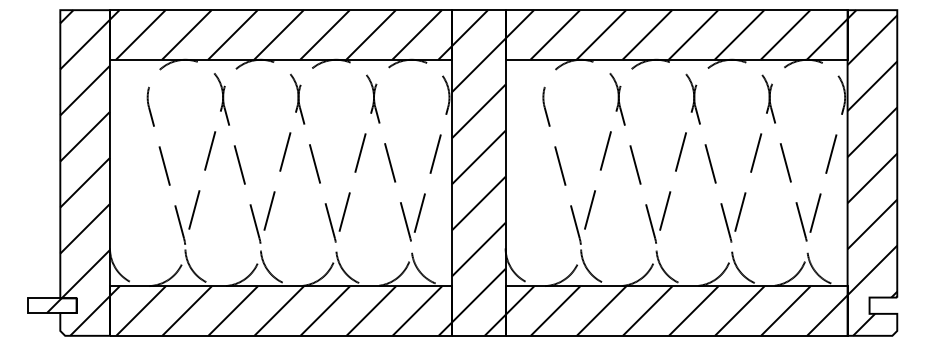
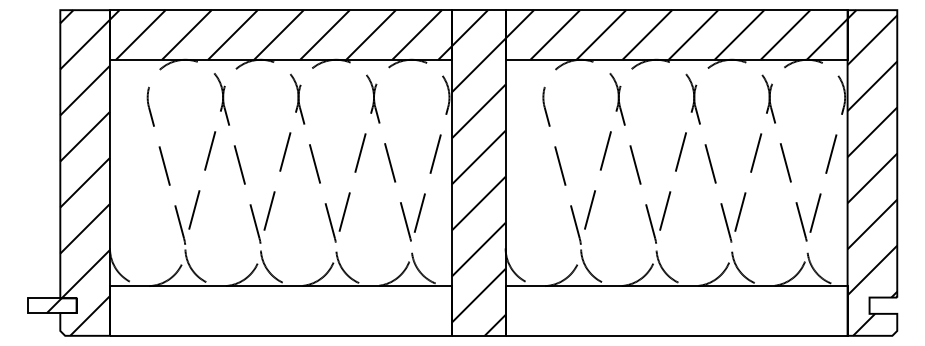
hatch: present -> none (280, 310)
hatch: present -> none (676, 310)
